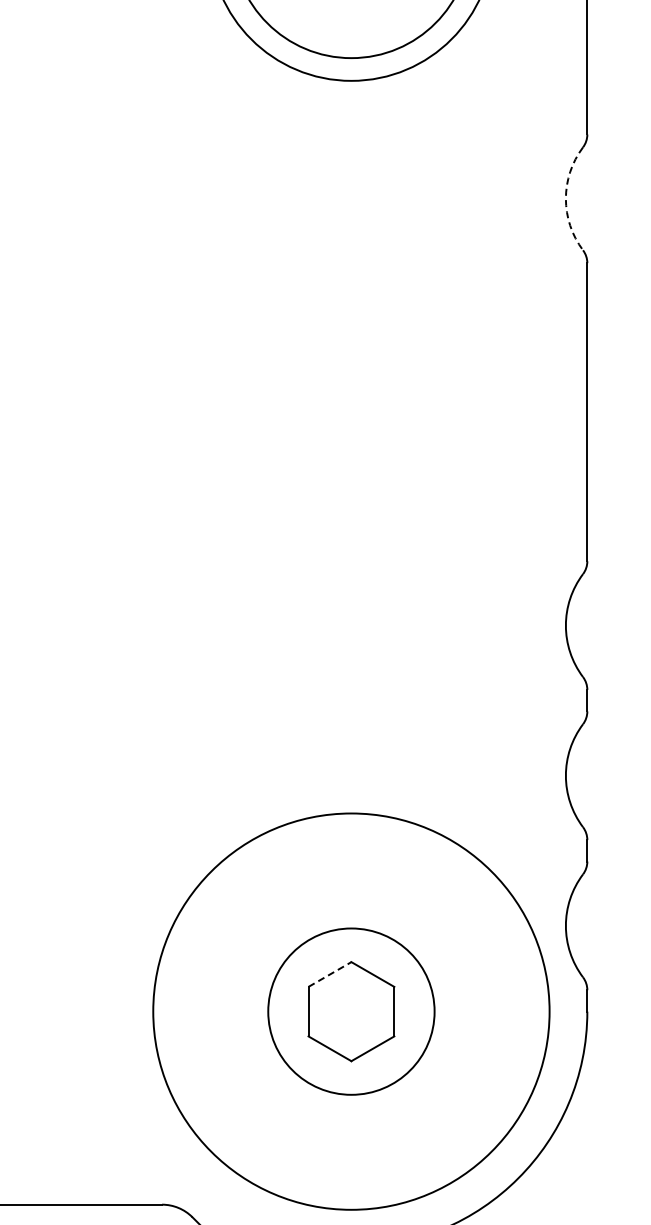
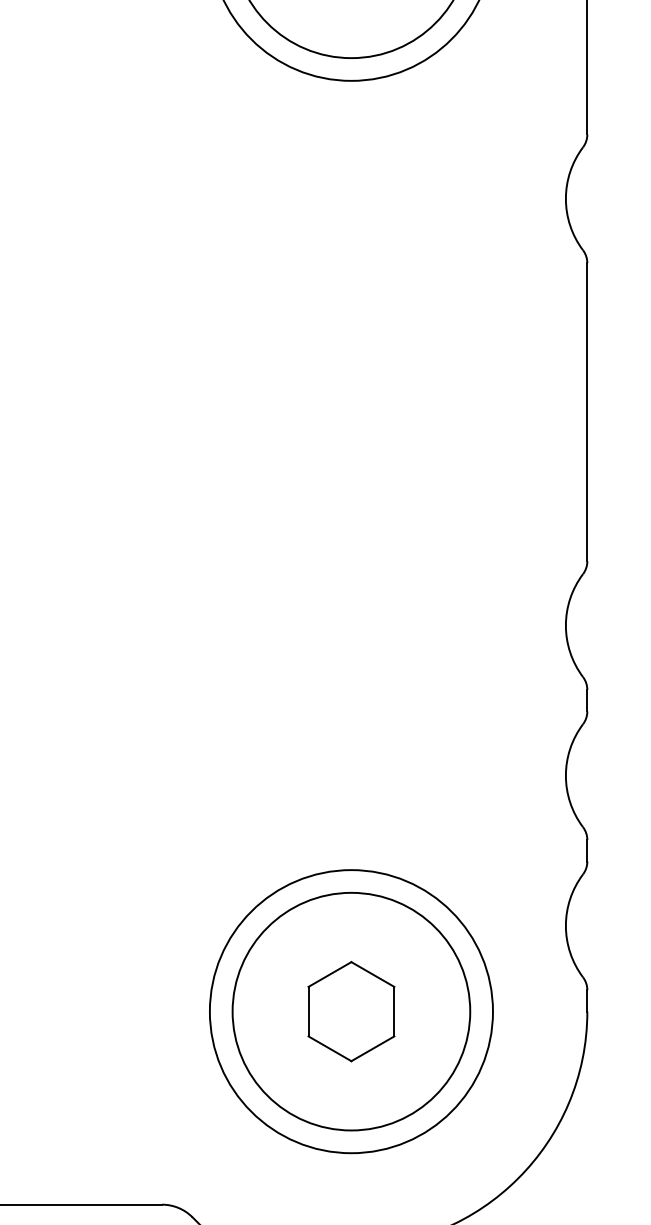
arc: dashed -> solid (565, 198)
line: dashed -> solid (329, 974)
circle diameter: 166 px -> 238 px (351, 1011)
circle diameter: 396 px -> 283 px (350, 1011)
